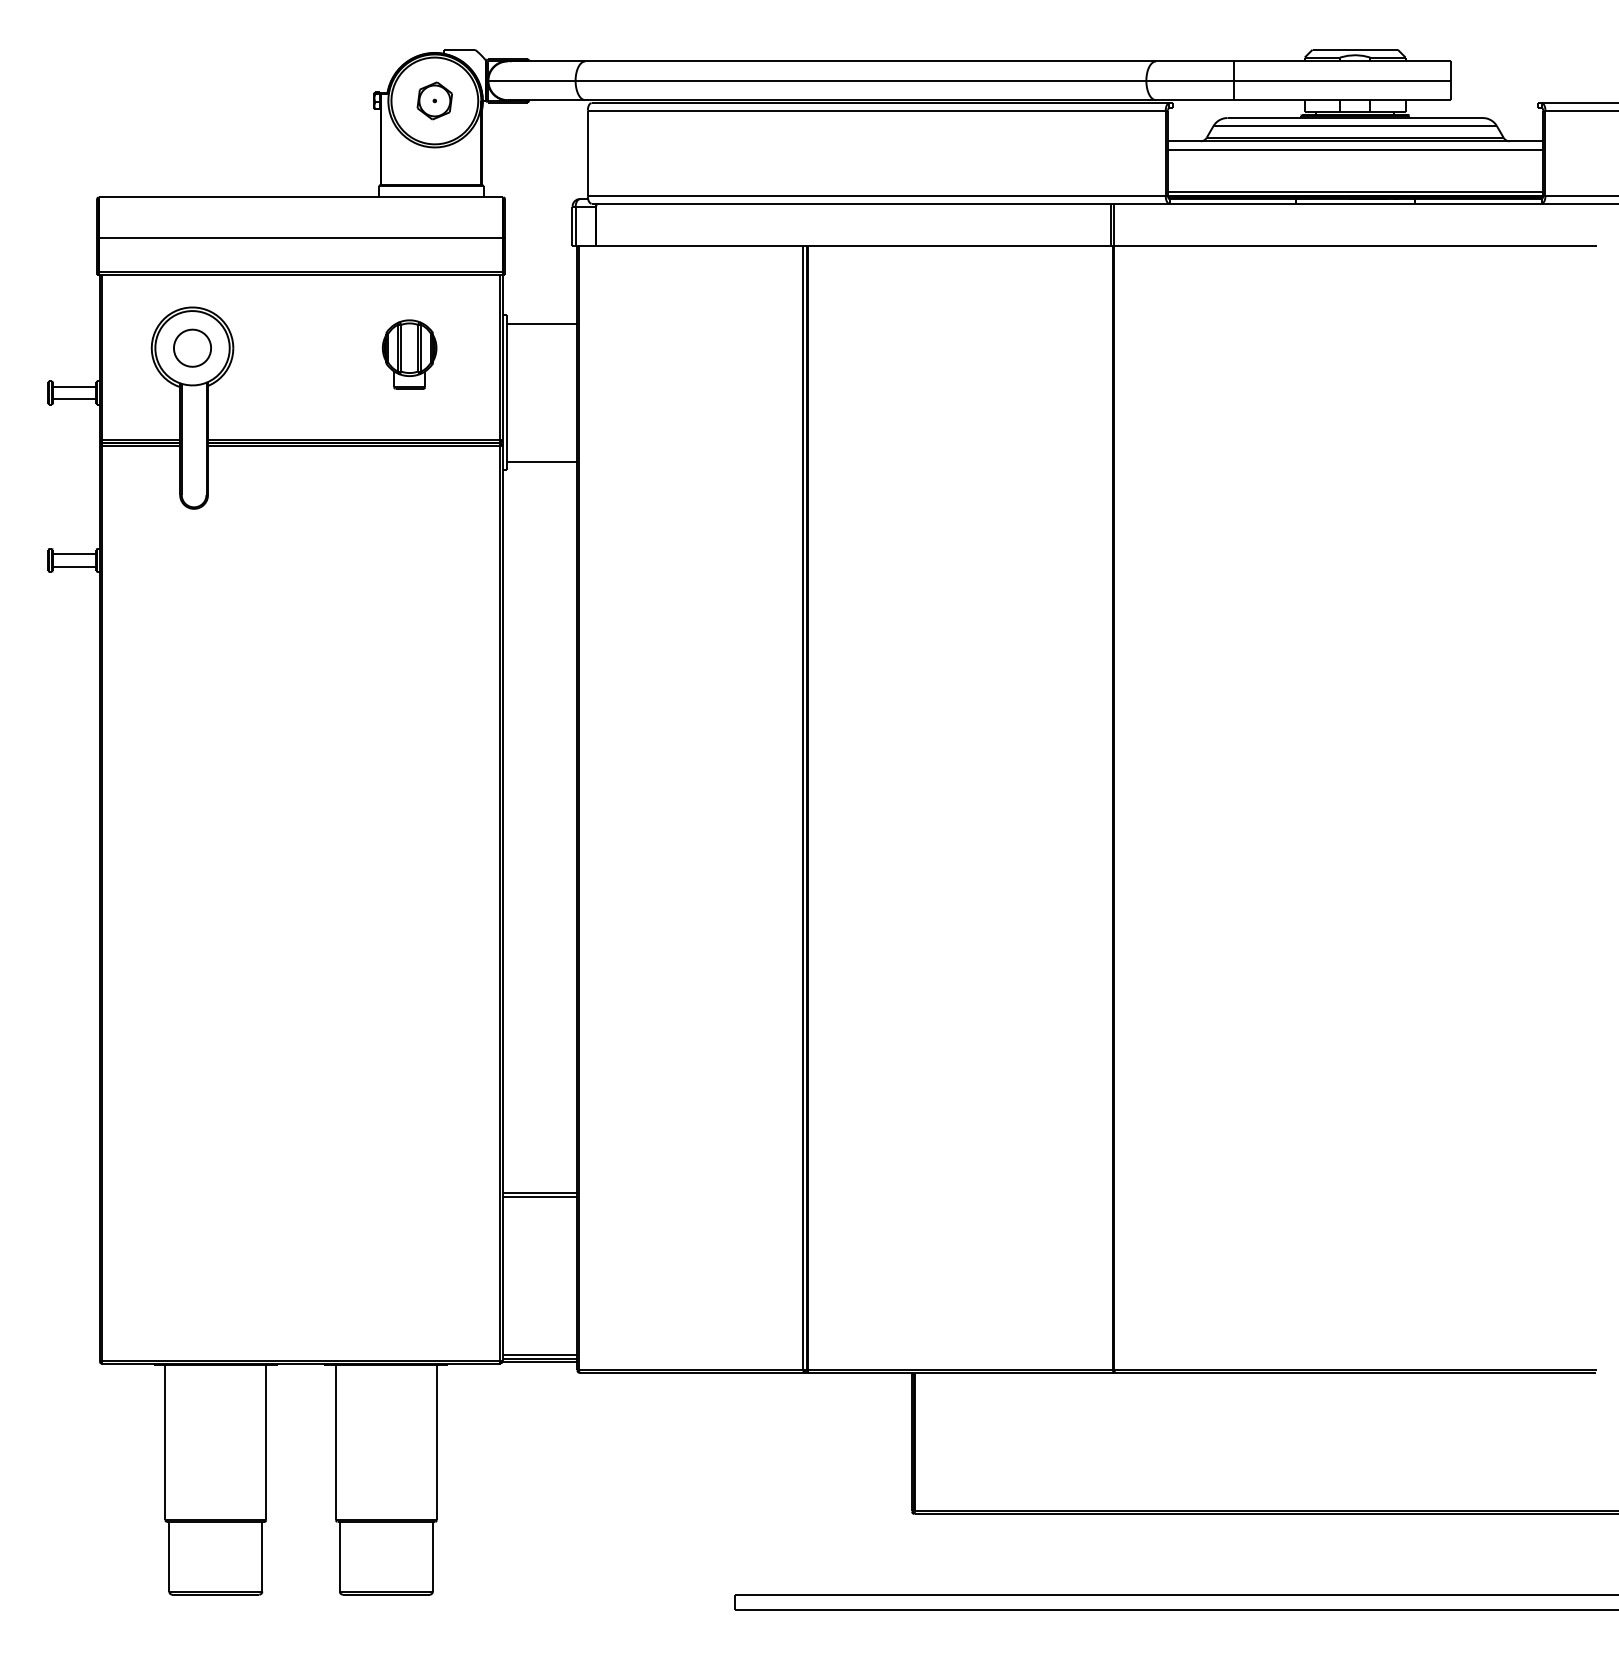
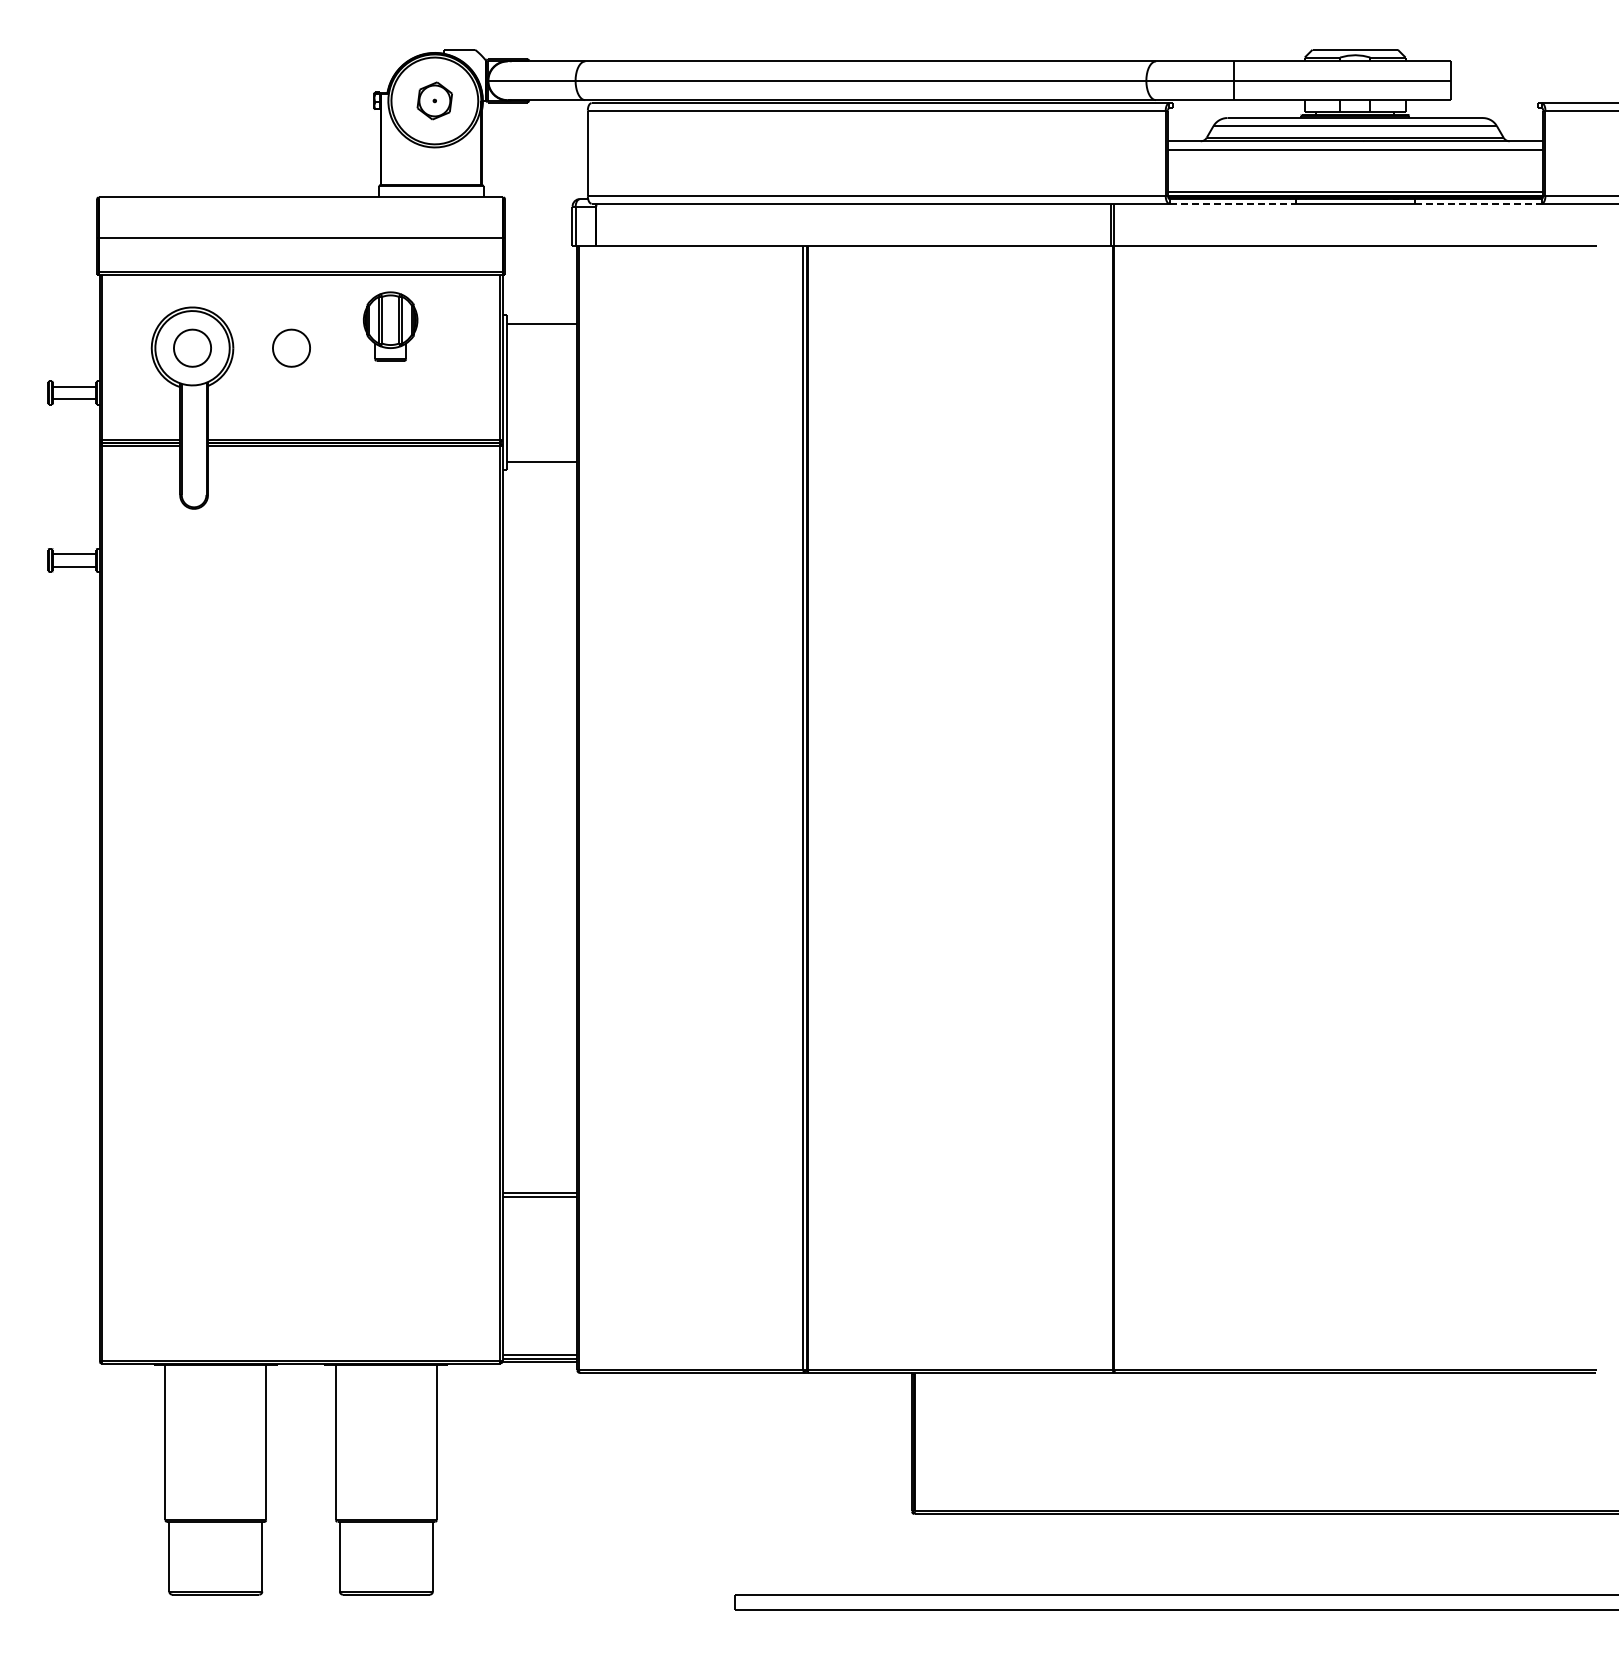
line: solid -> dashed (1233, 203)
line: solid -> dashed (1478, 203)
part: none -> present (291, 347)
part position: (409, 354) -> (390, 326) (390, 326)
